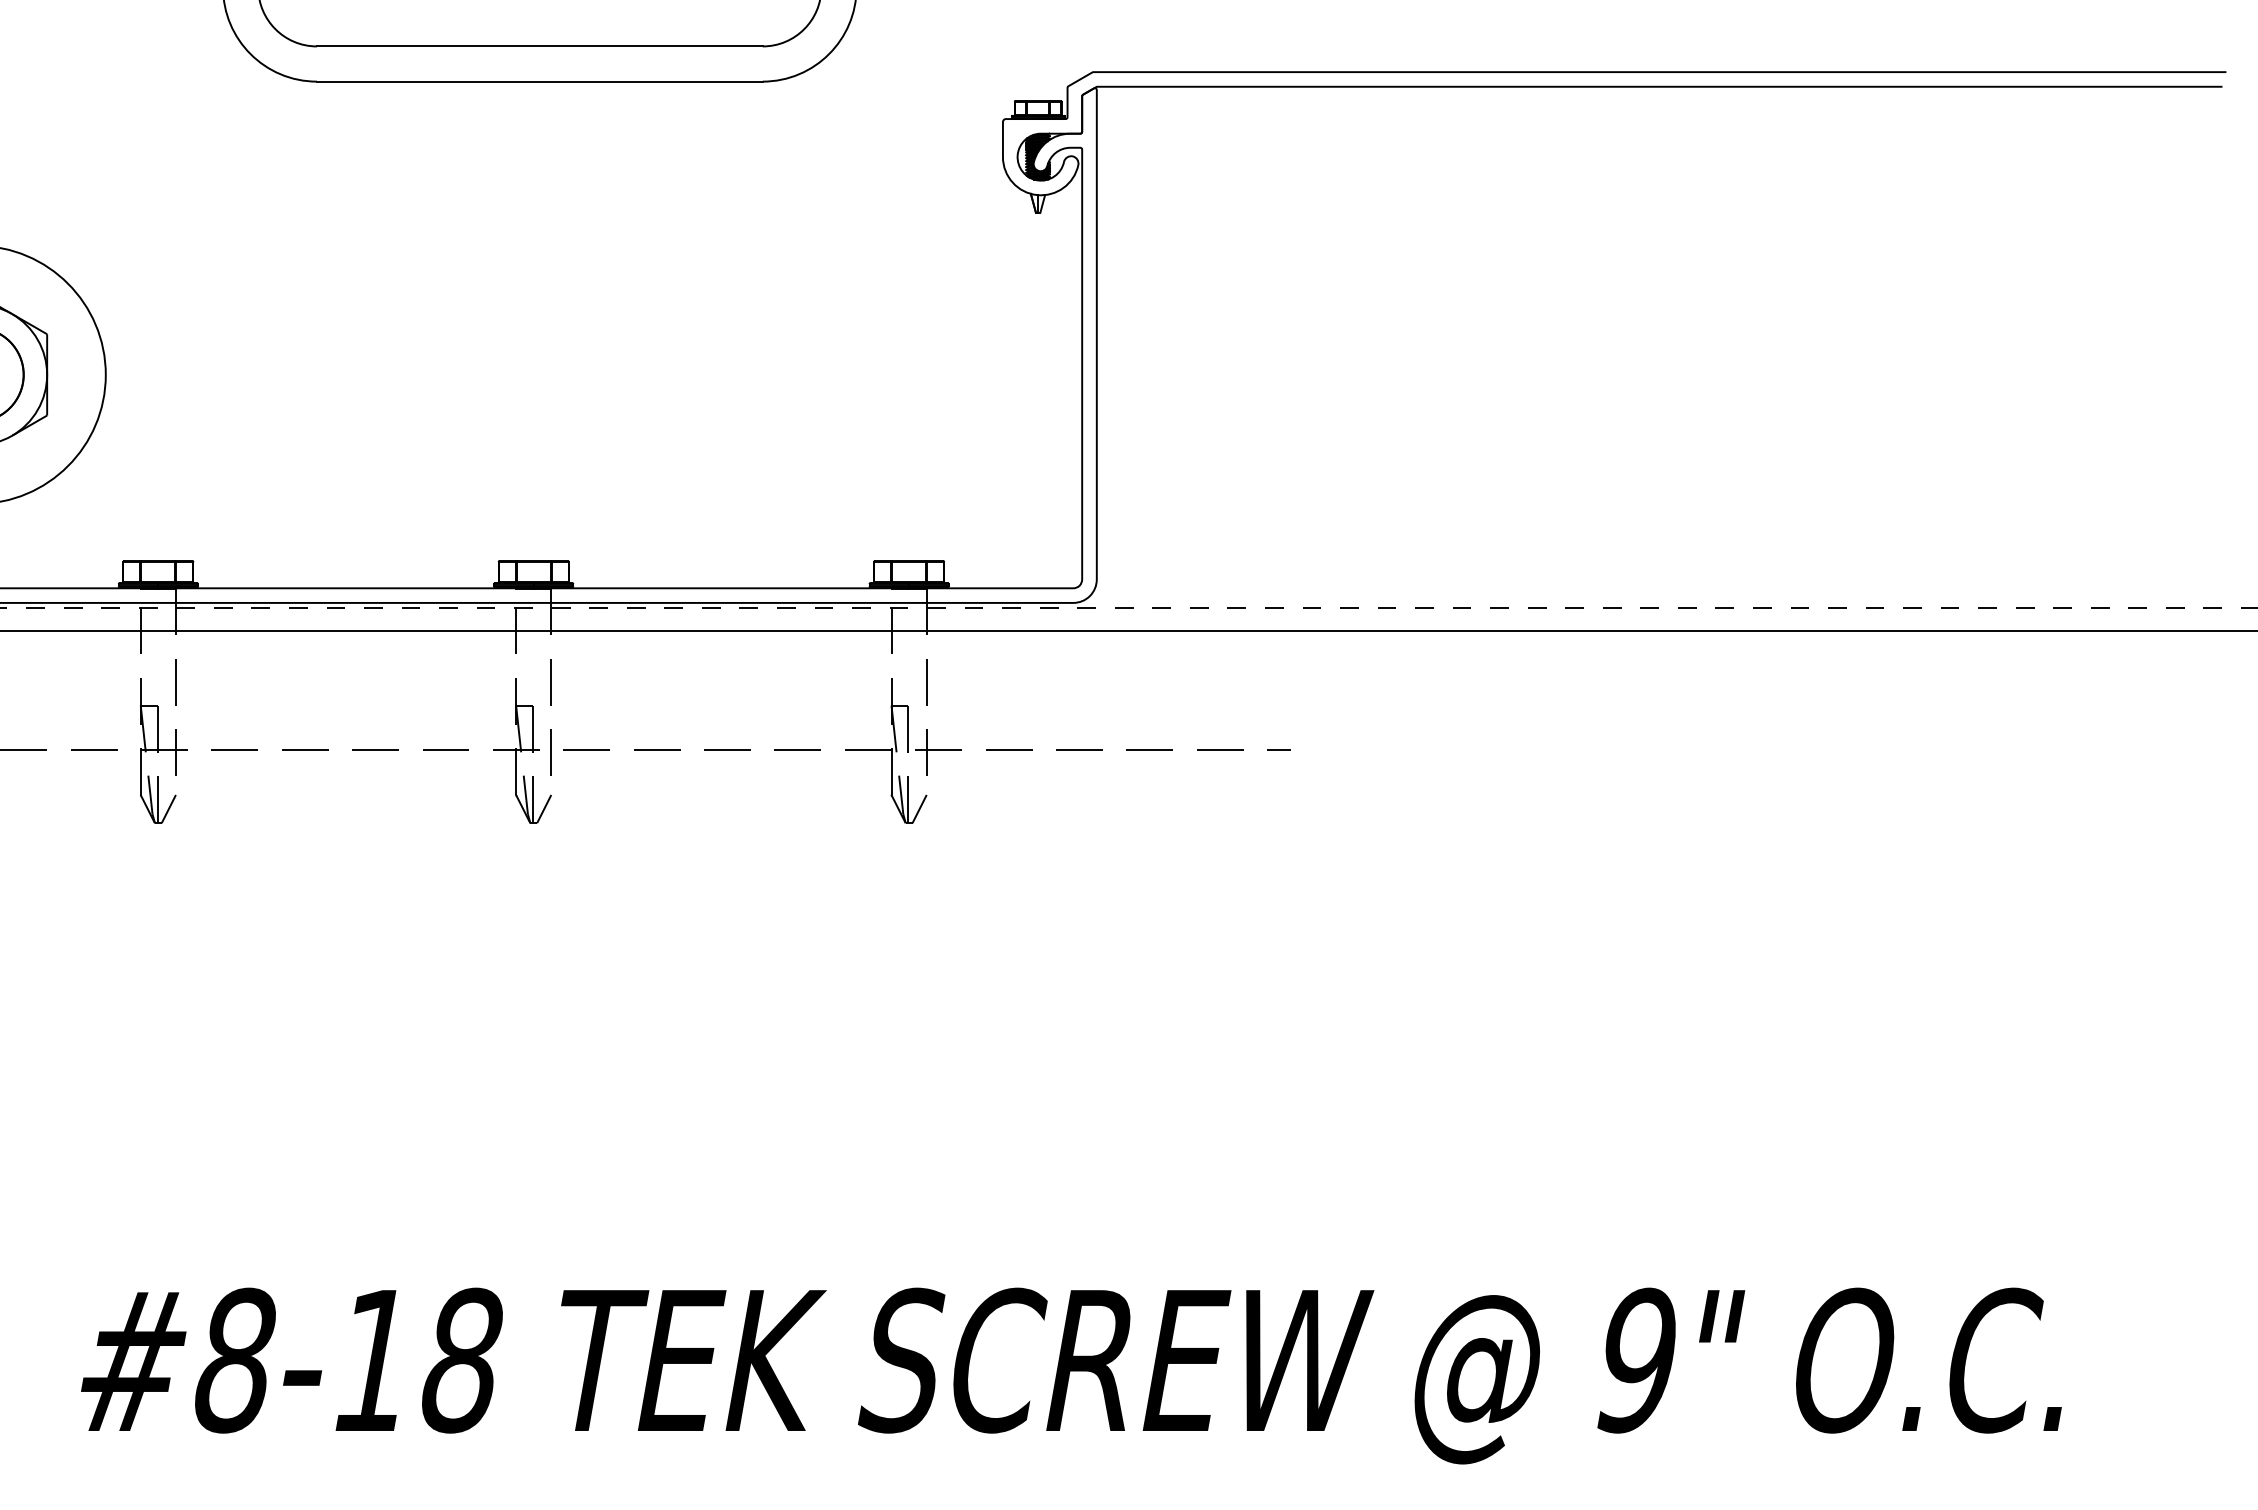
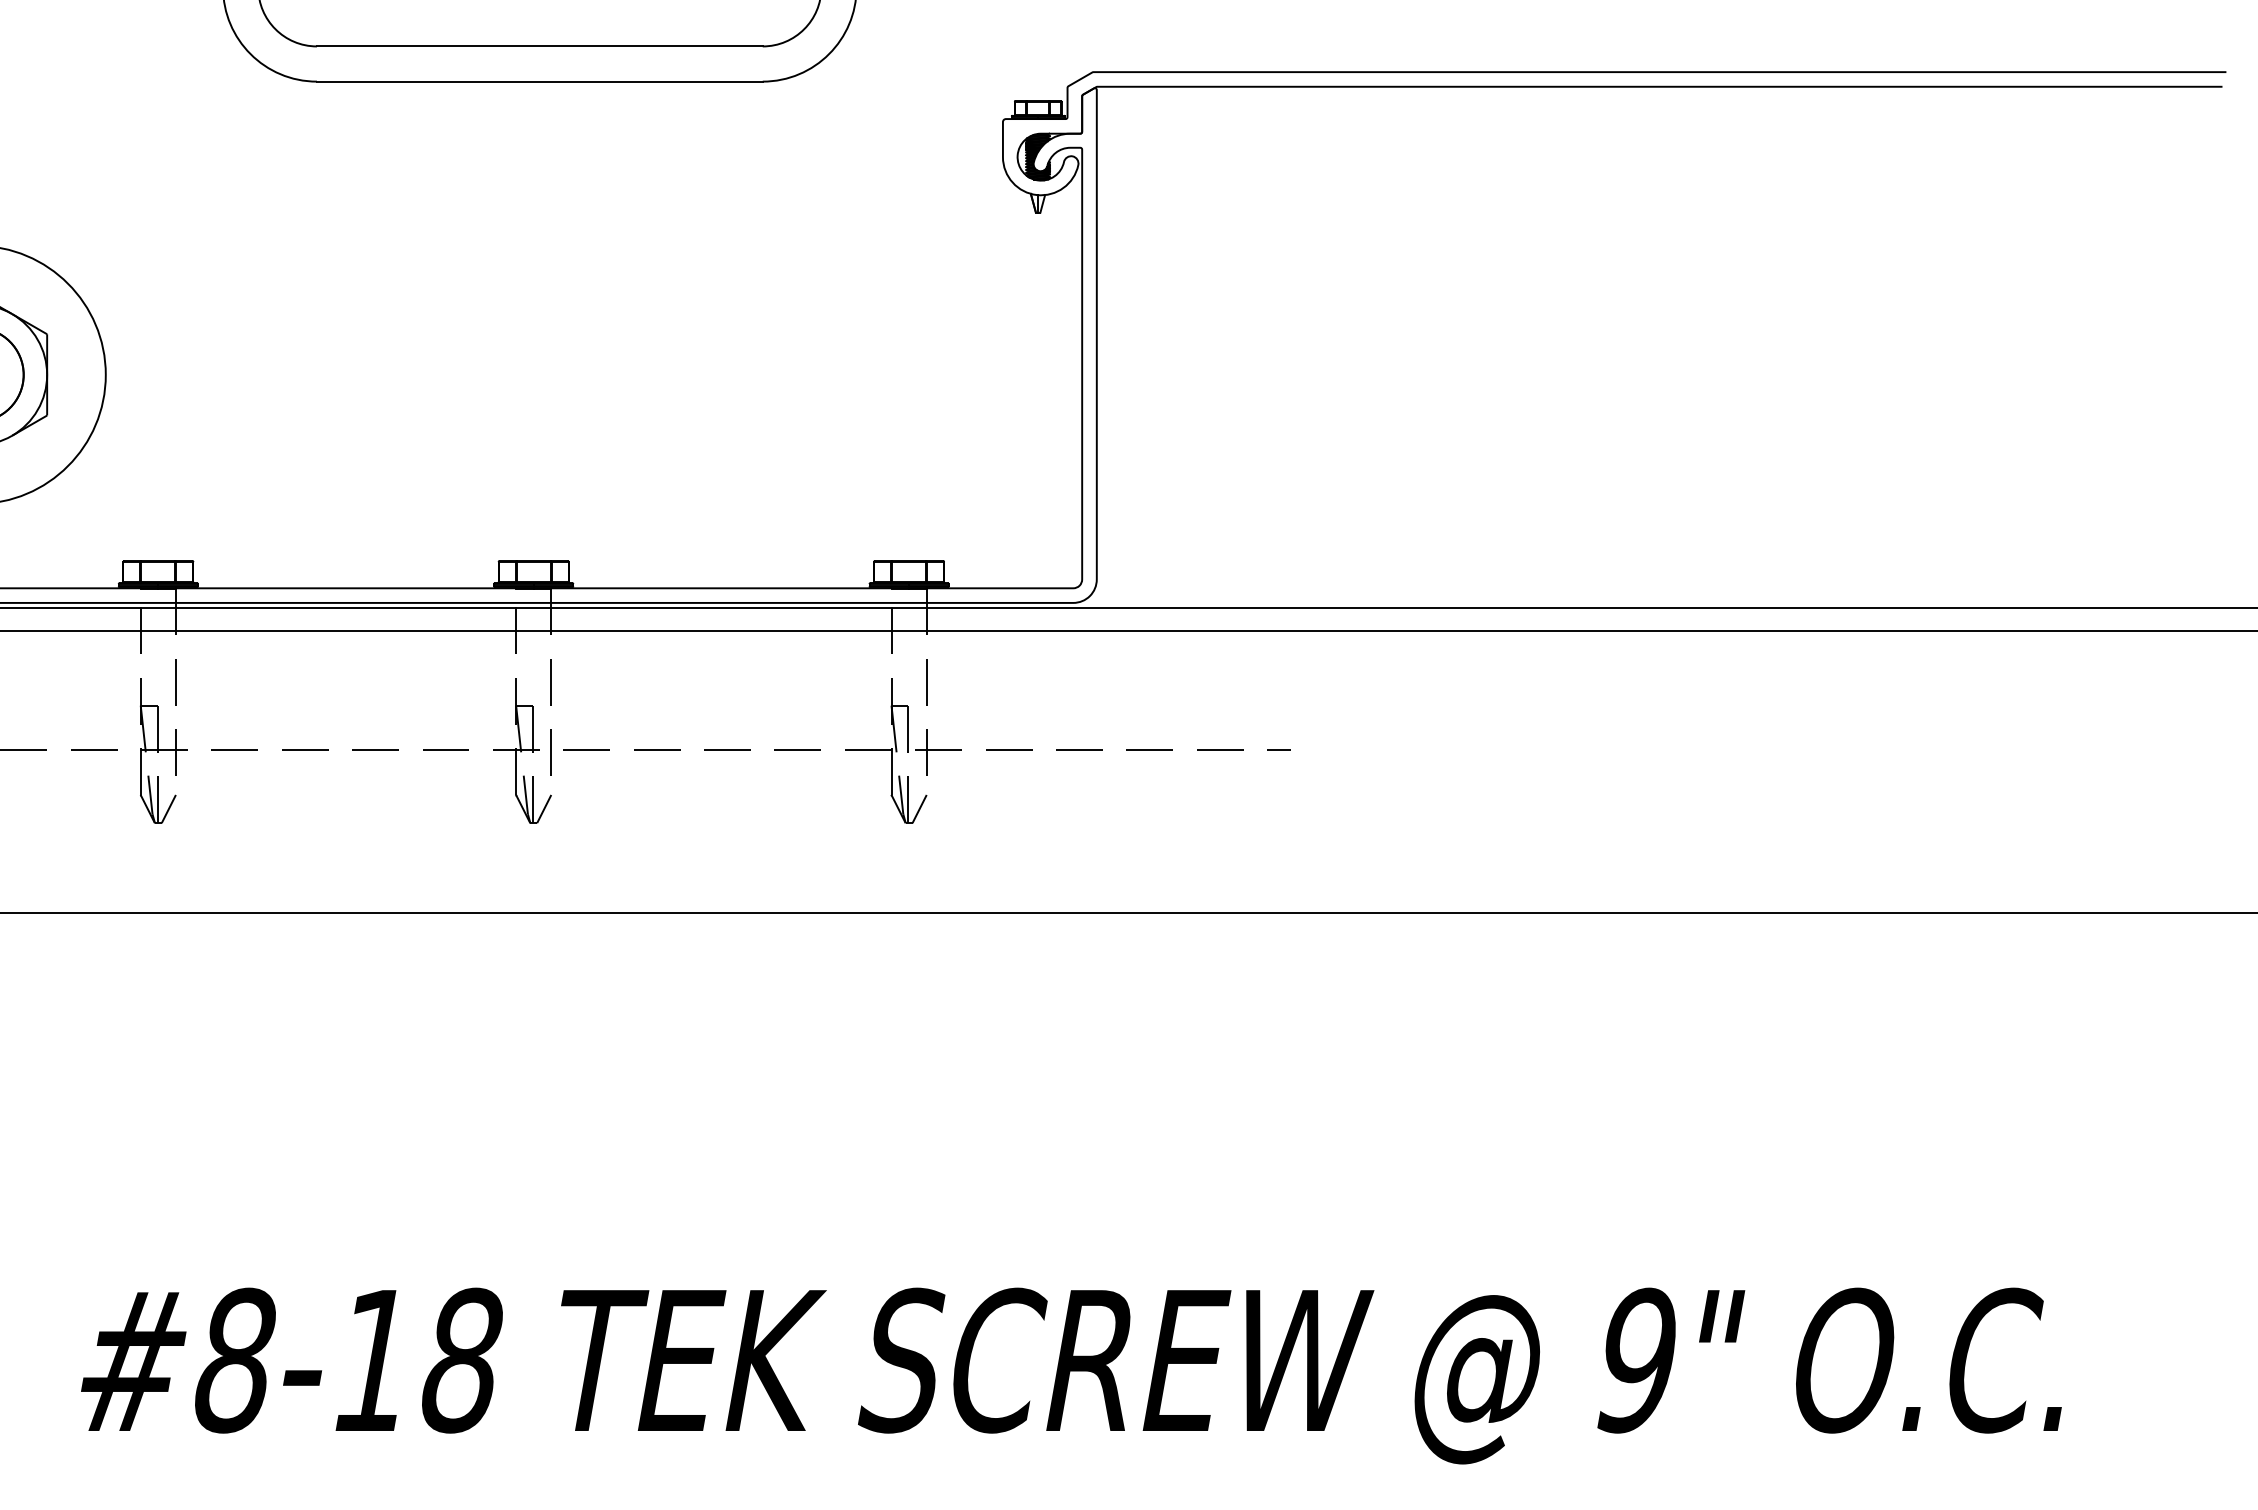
line: dashed -> solid (1128, 607)
line: none -> present (1128, 912)
